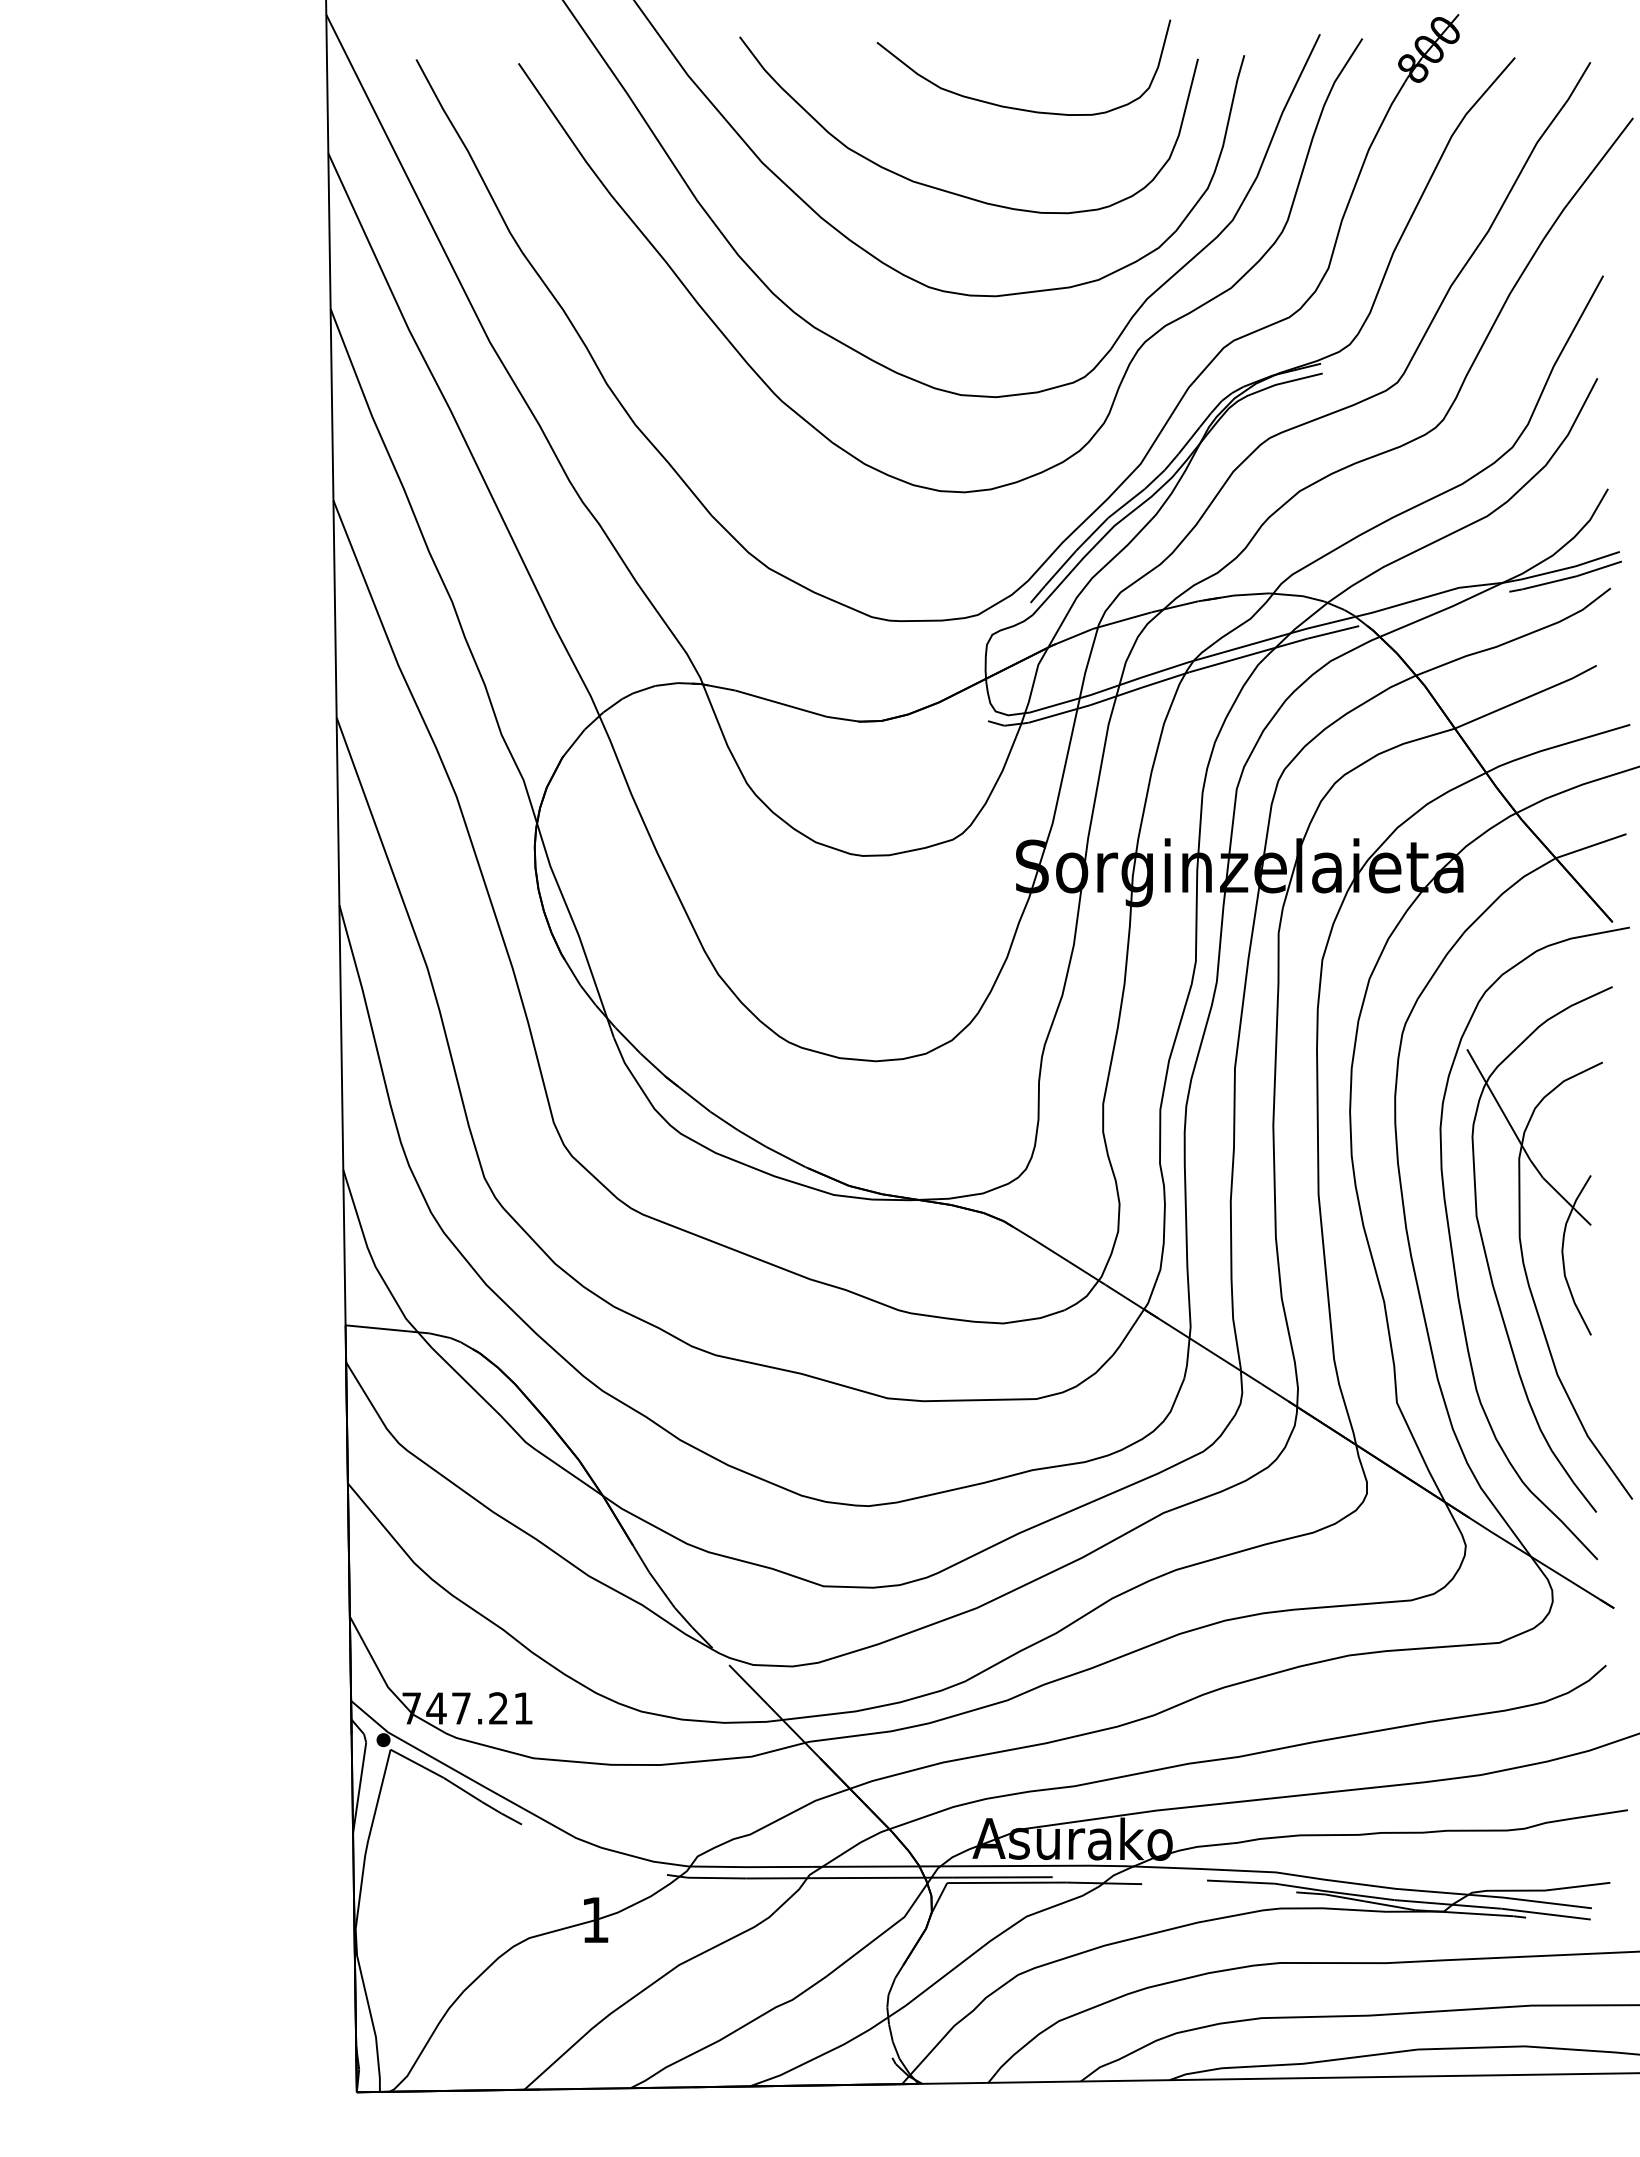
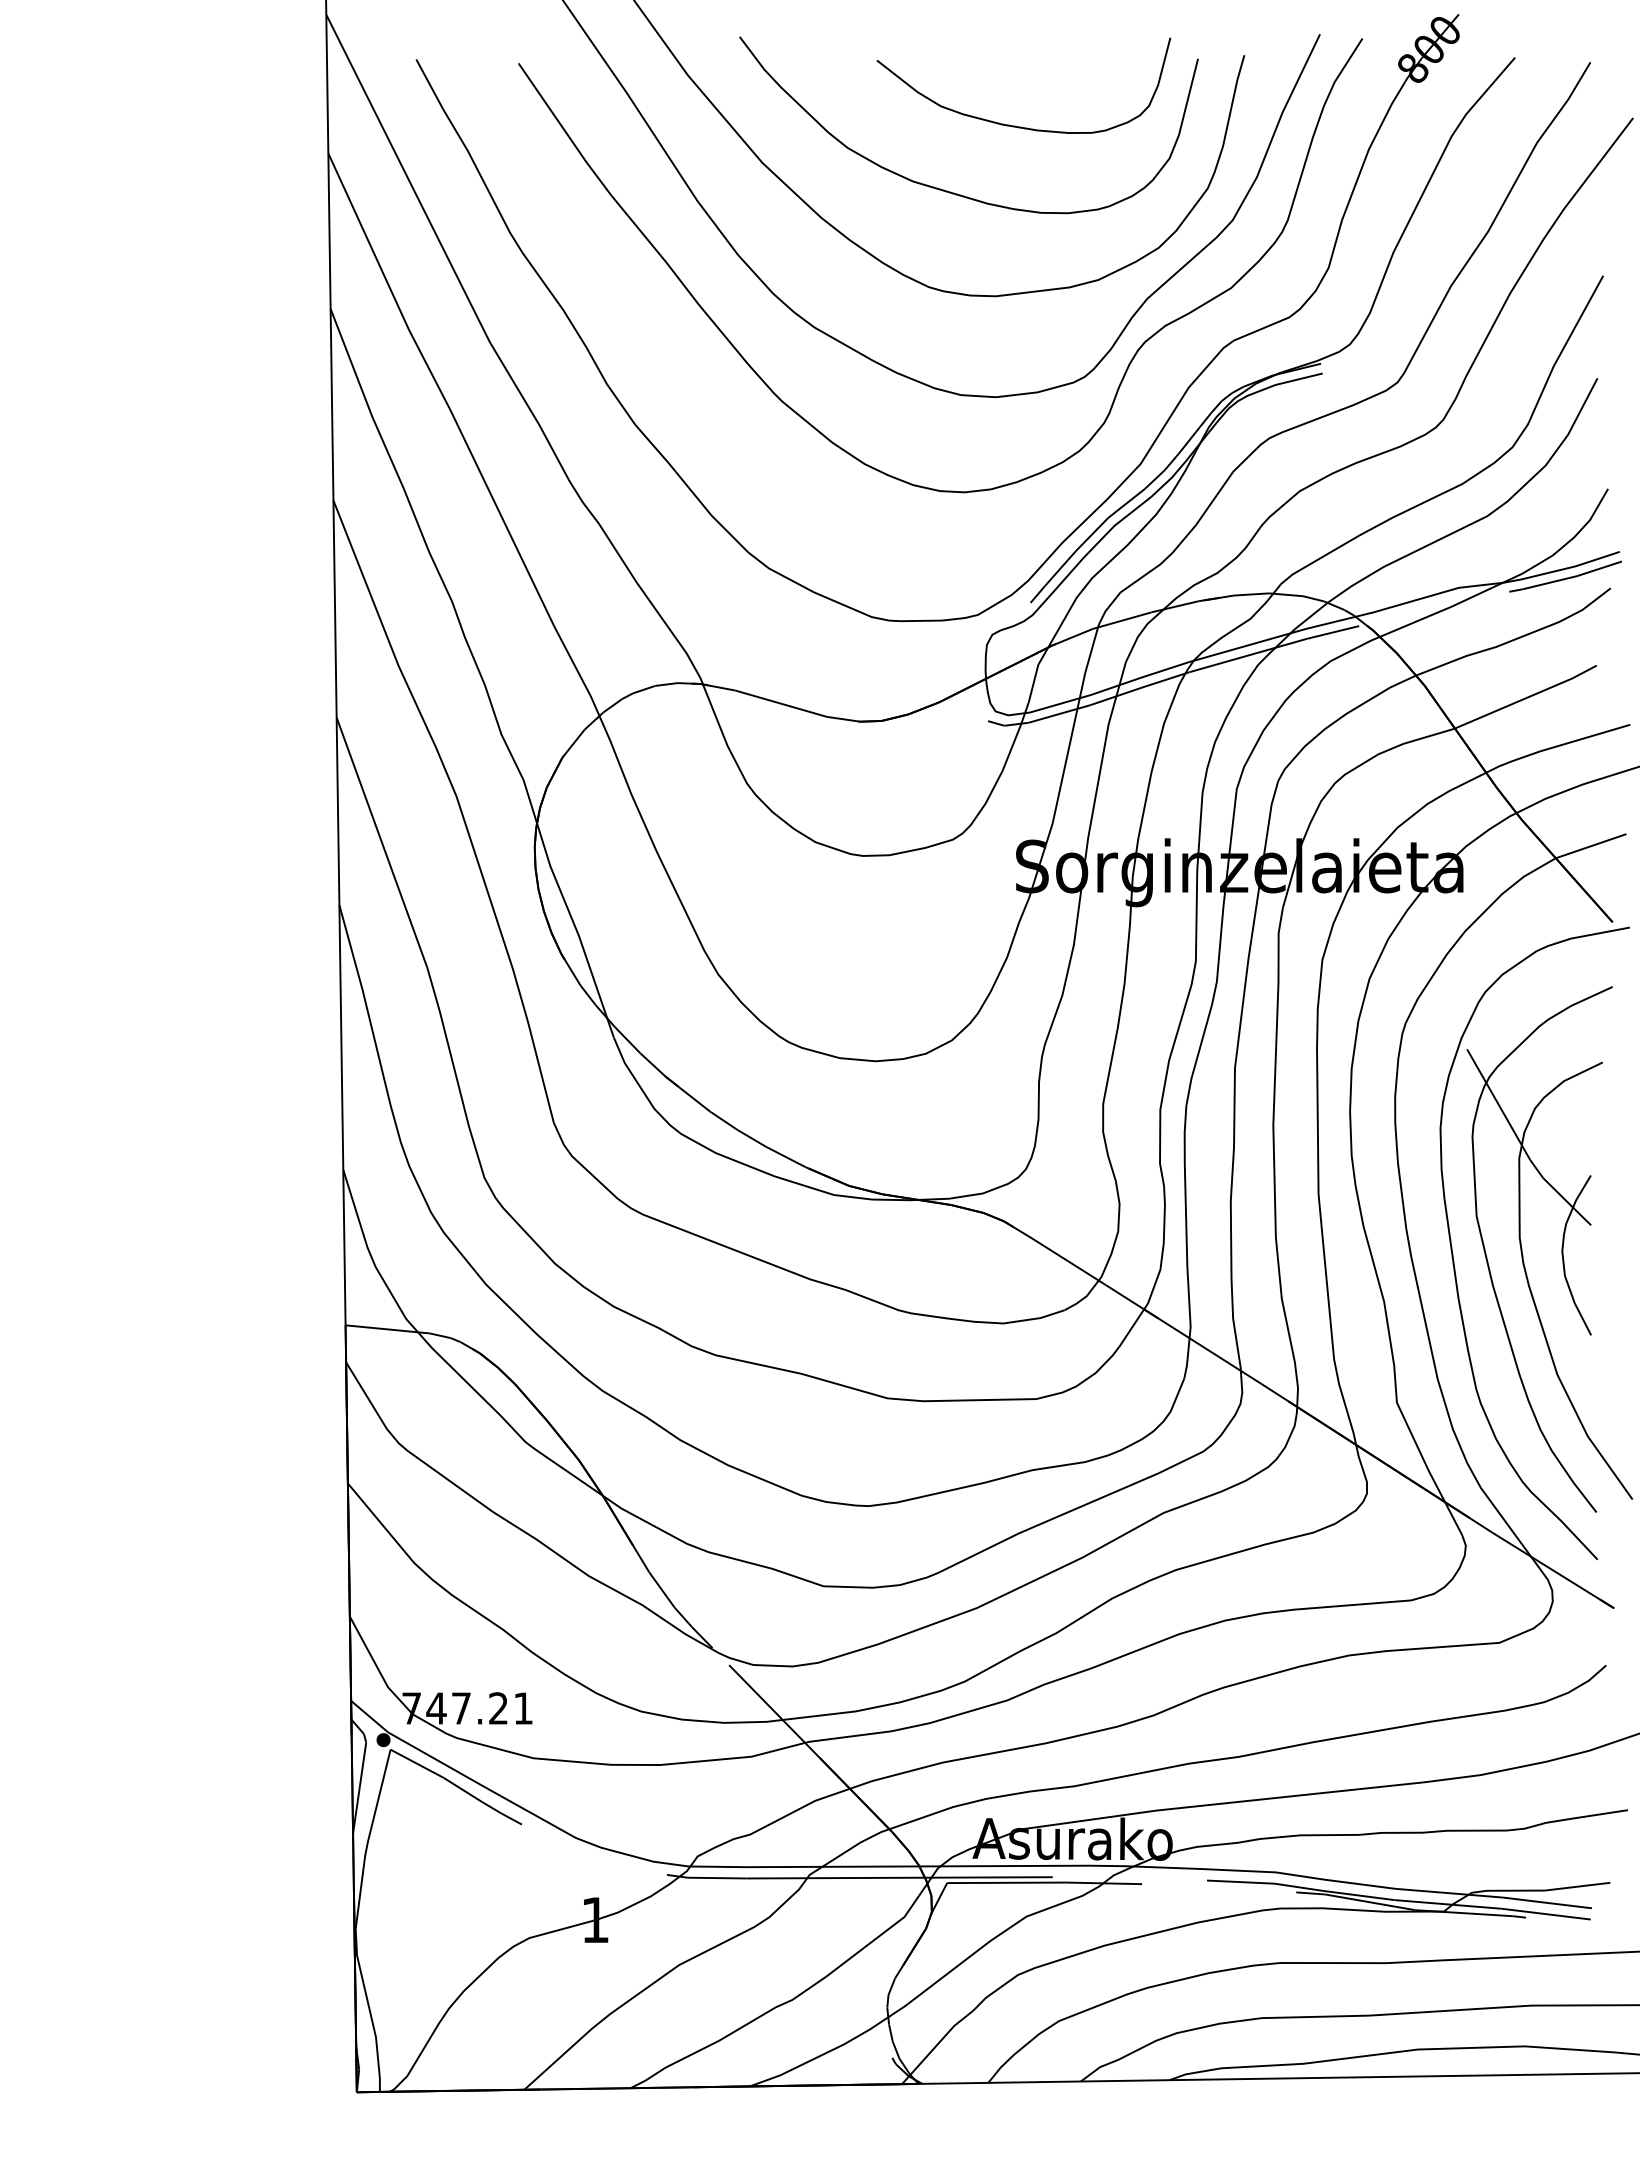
curve position: (1015, 107) -> (1015, 125) (1015, 125)
